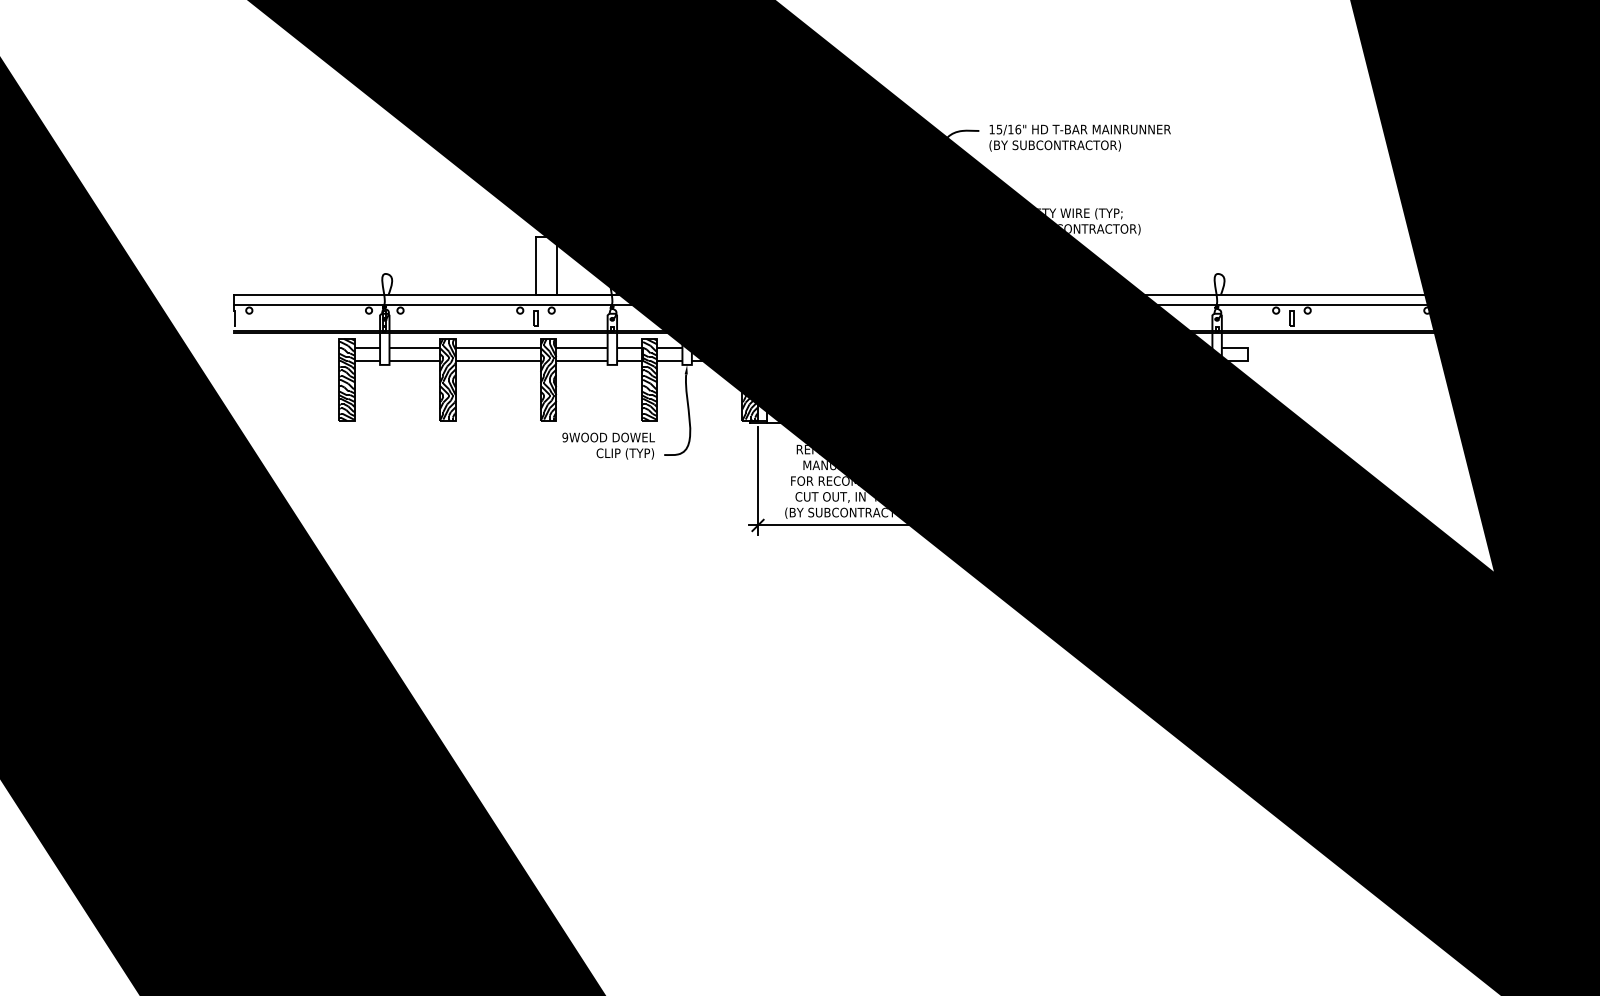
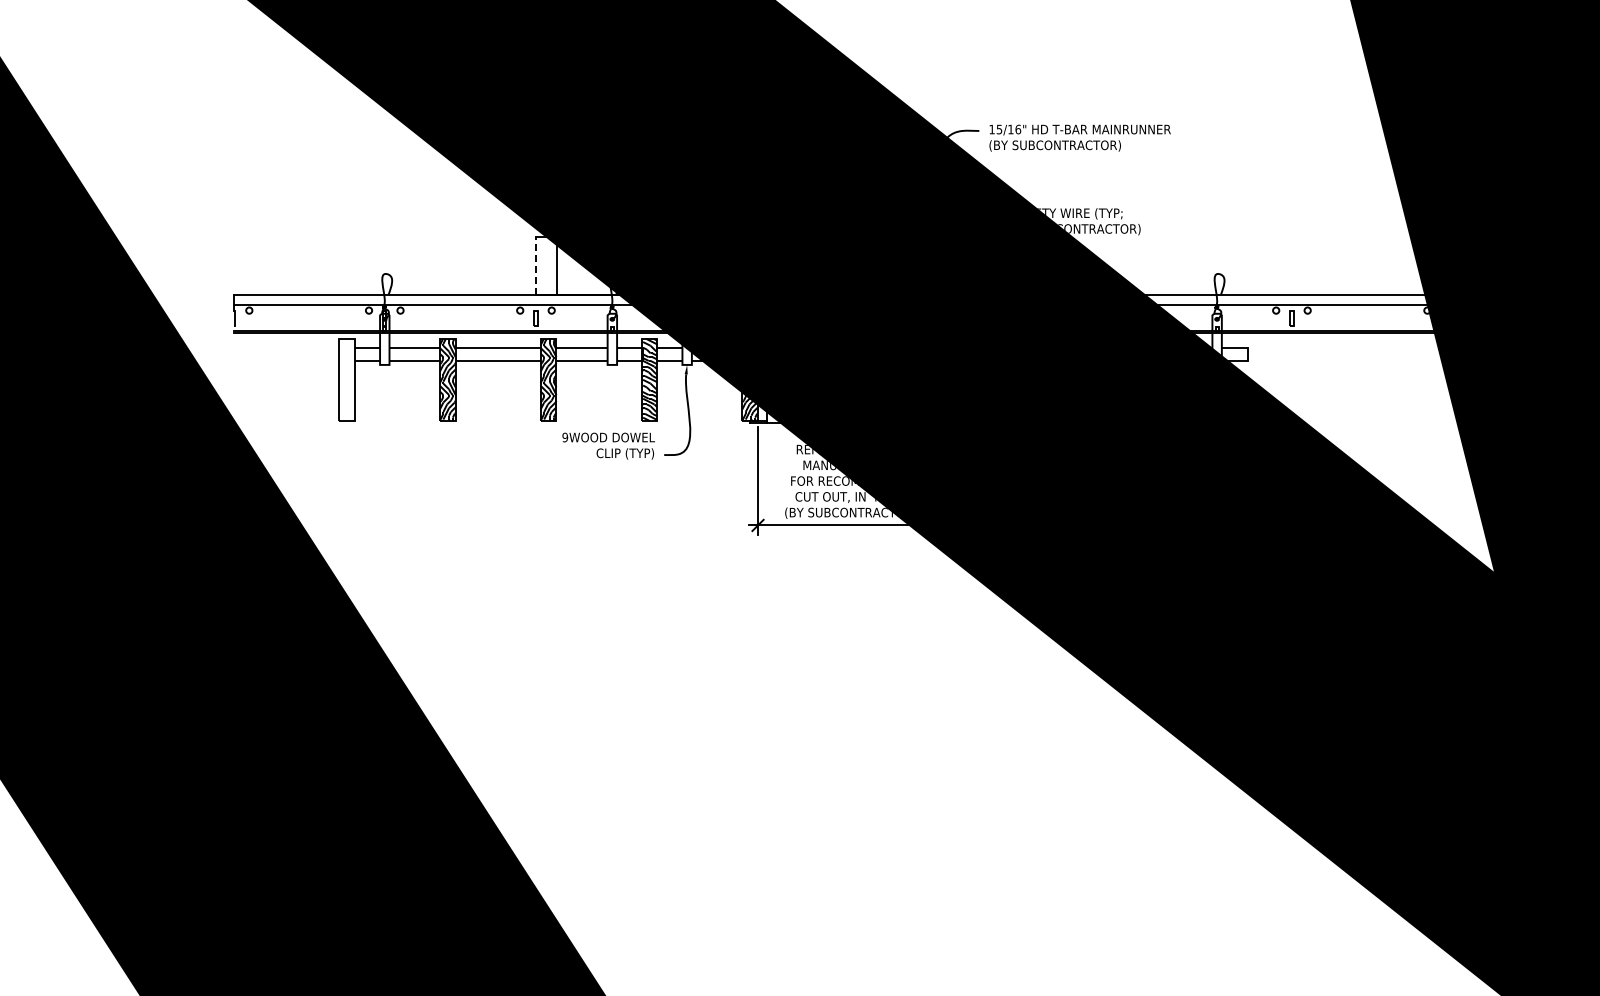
line: solid -> dashed (536, 265)
hatch: present -> none (346, 379)
